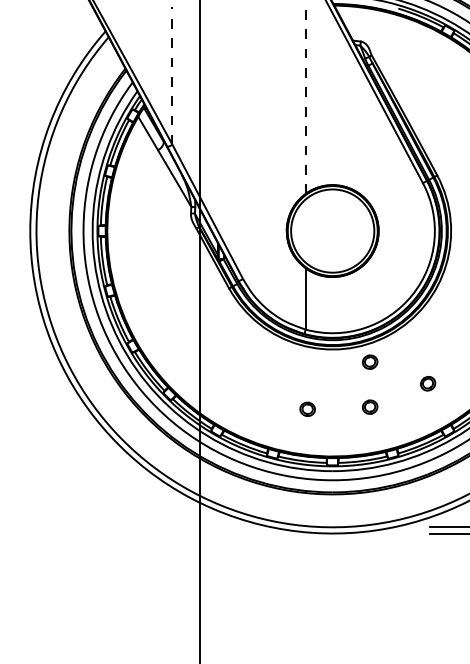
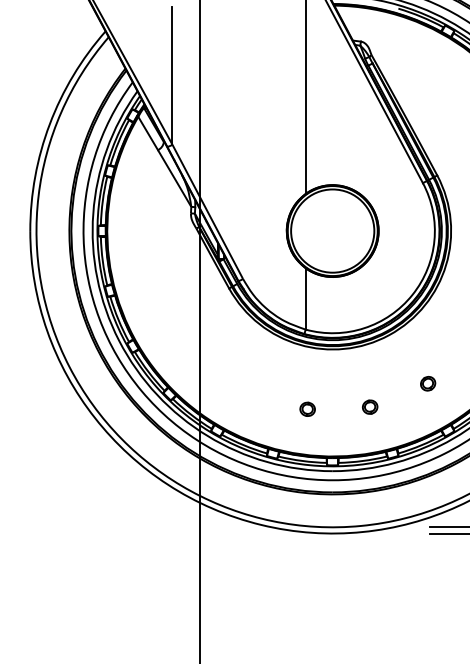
line: dashed -> solid (172, 75)
line: dashed -> solid (305, 97)
part: present -> none (370, 361)
